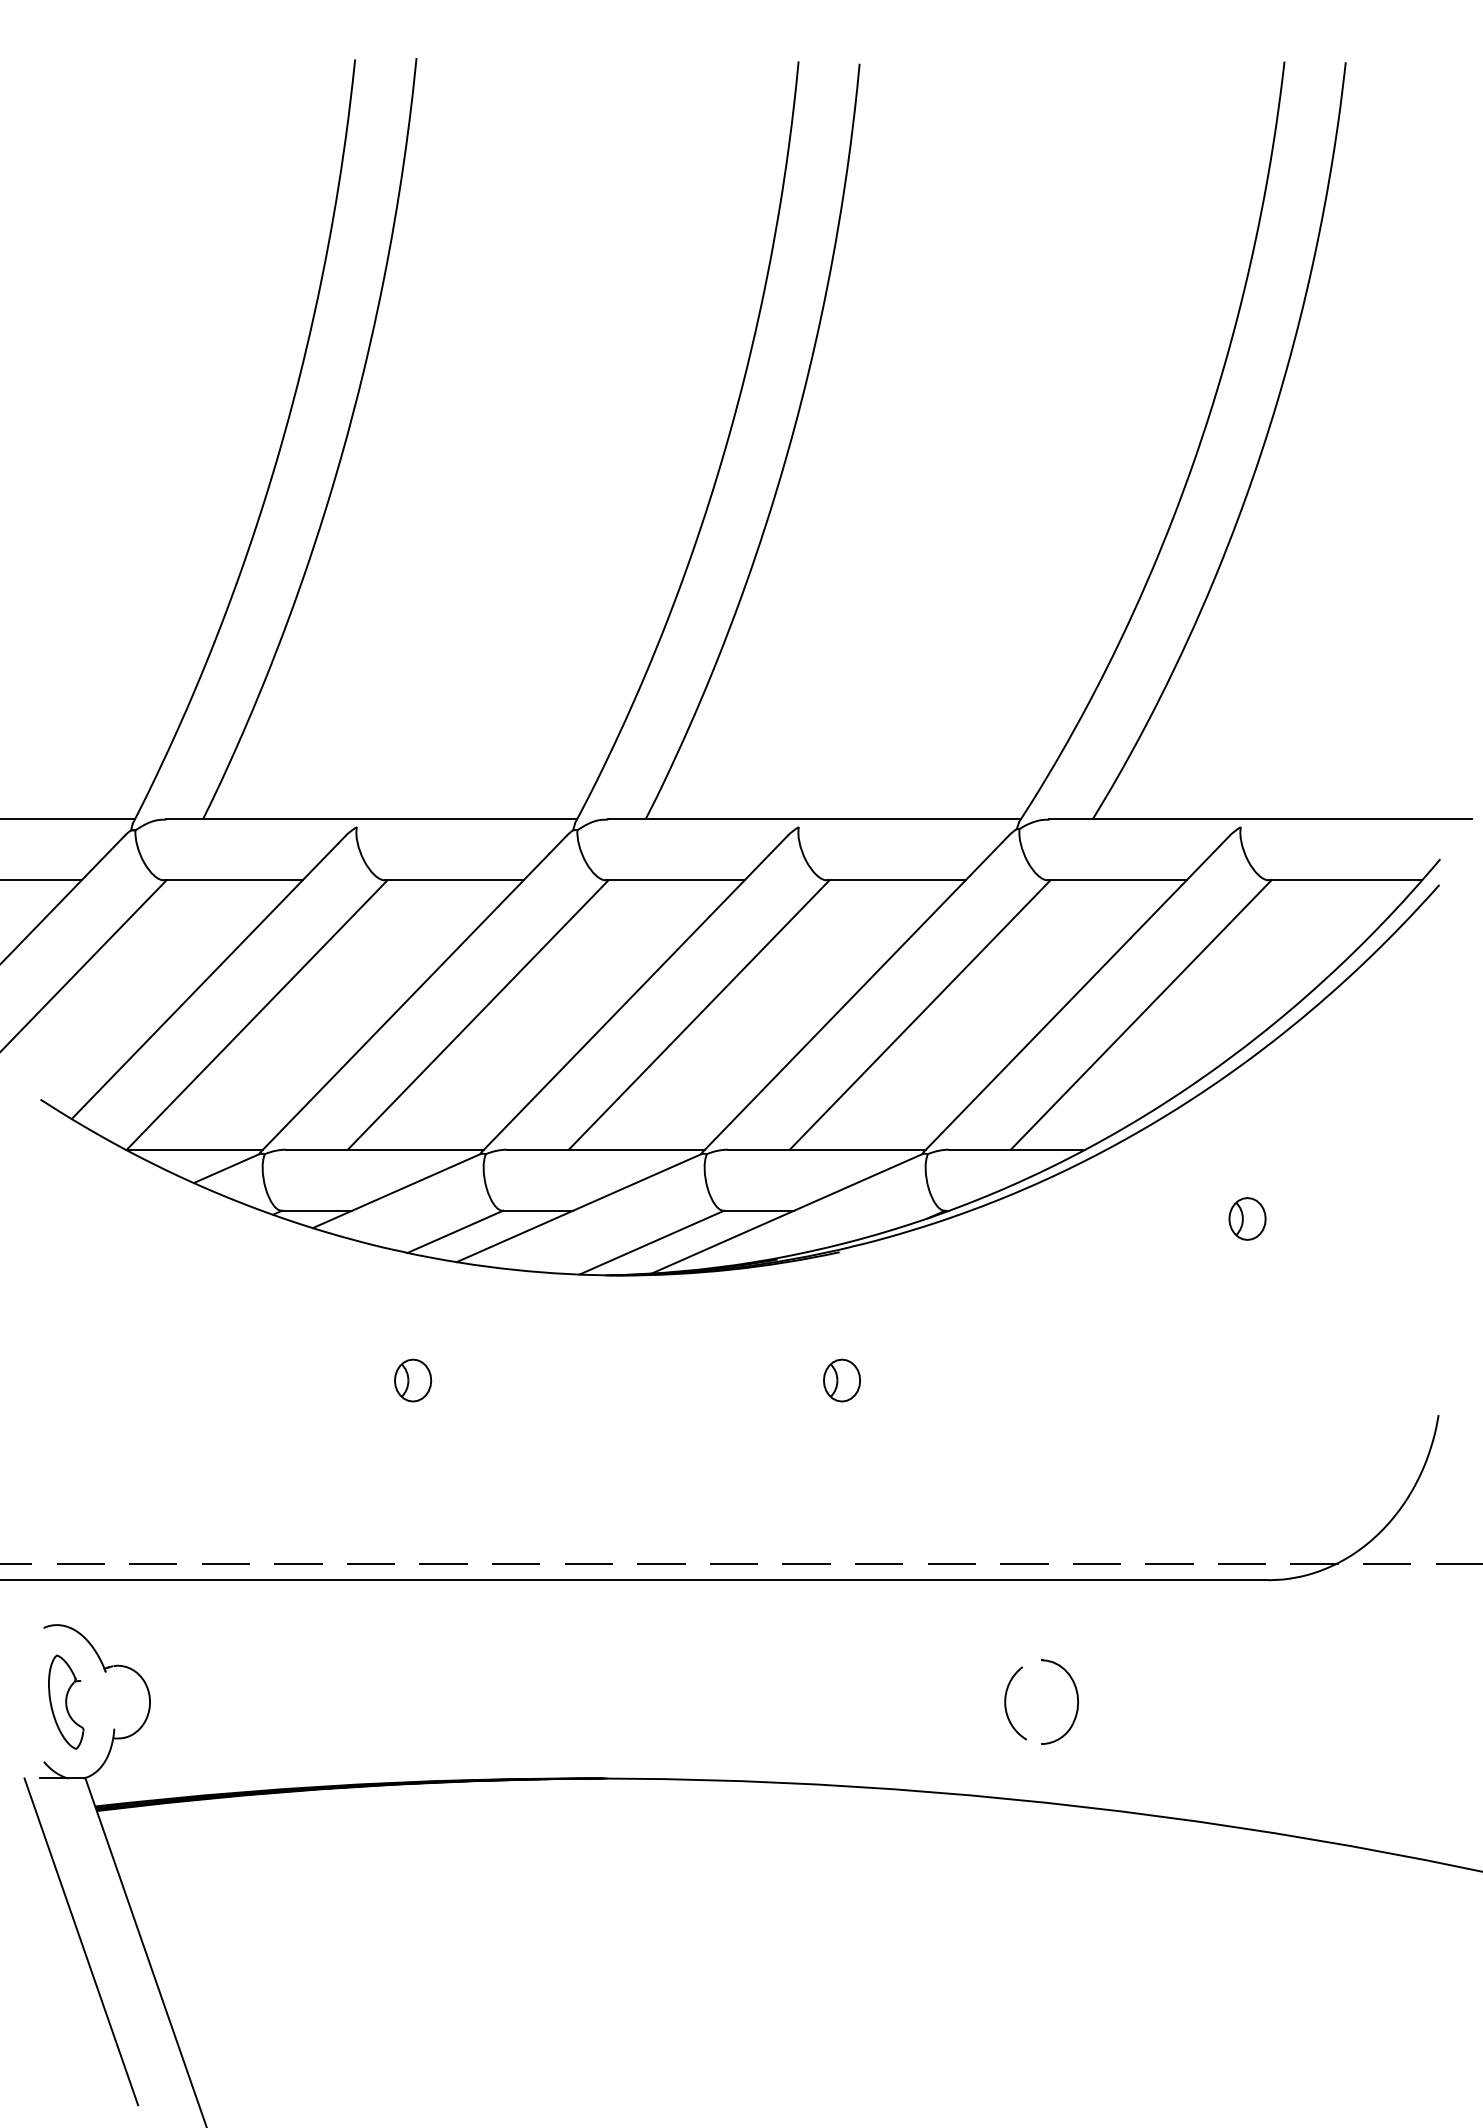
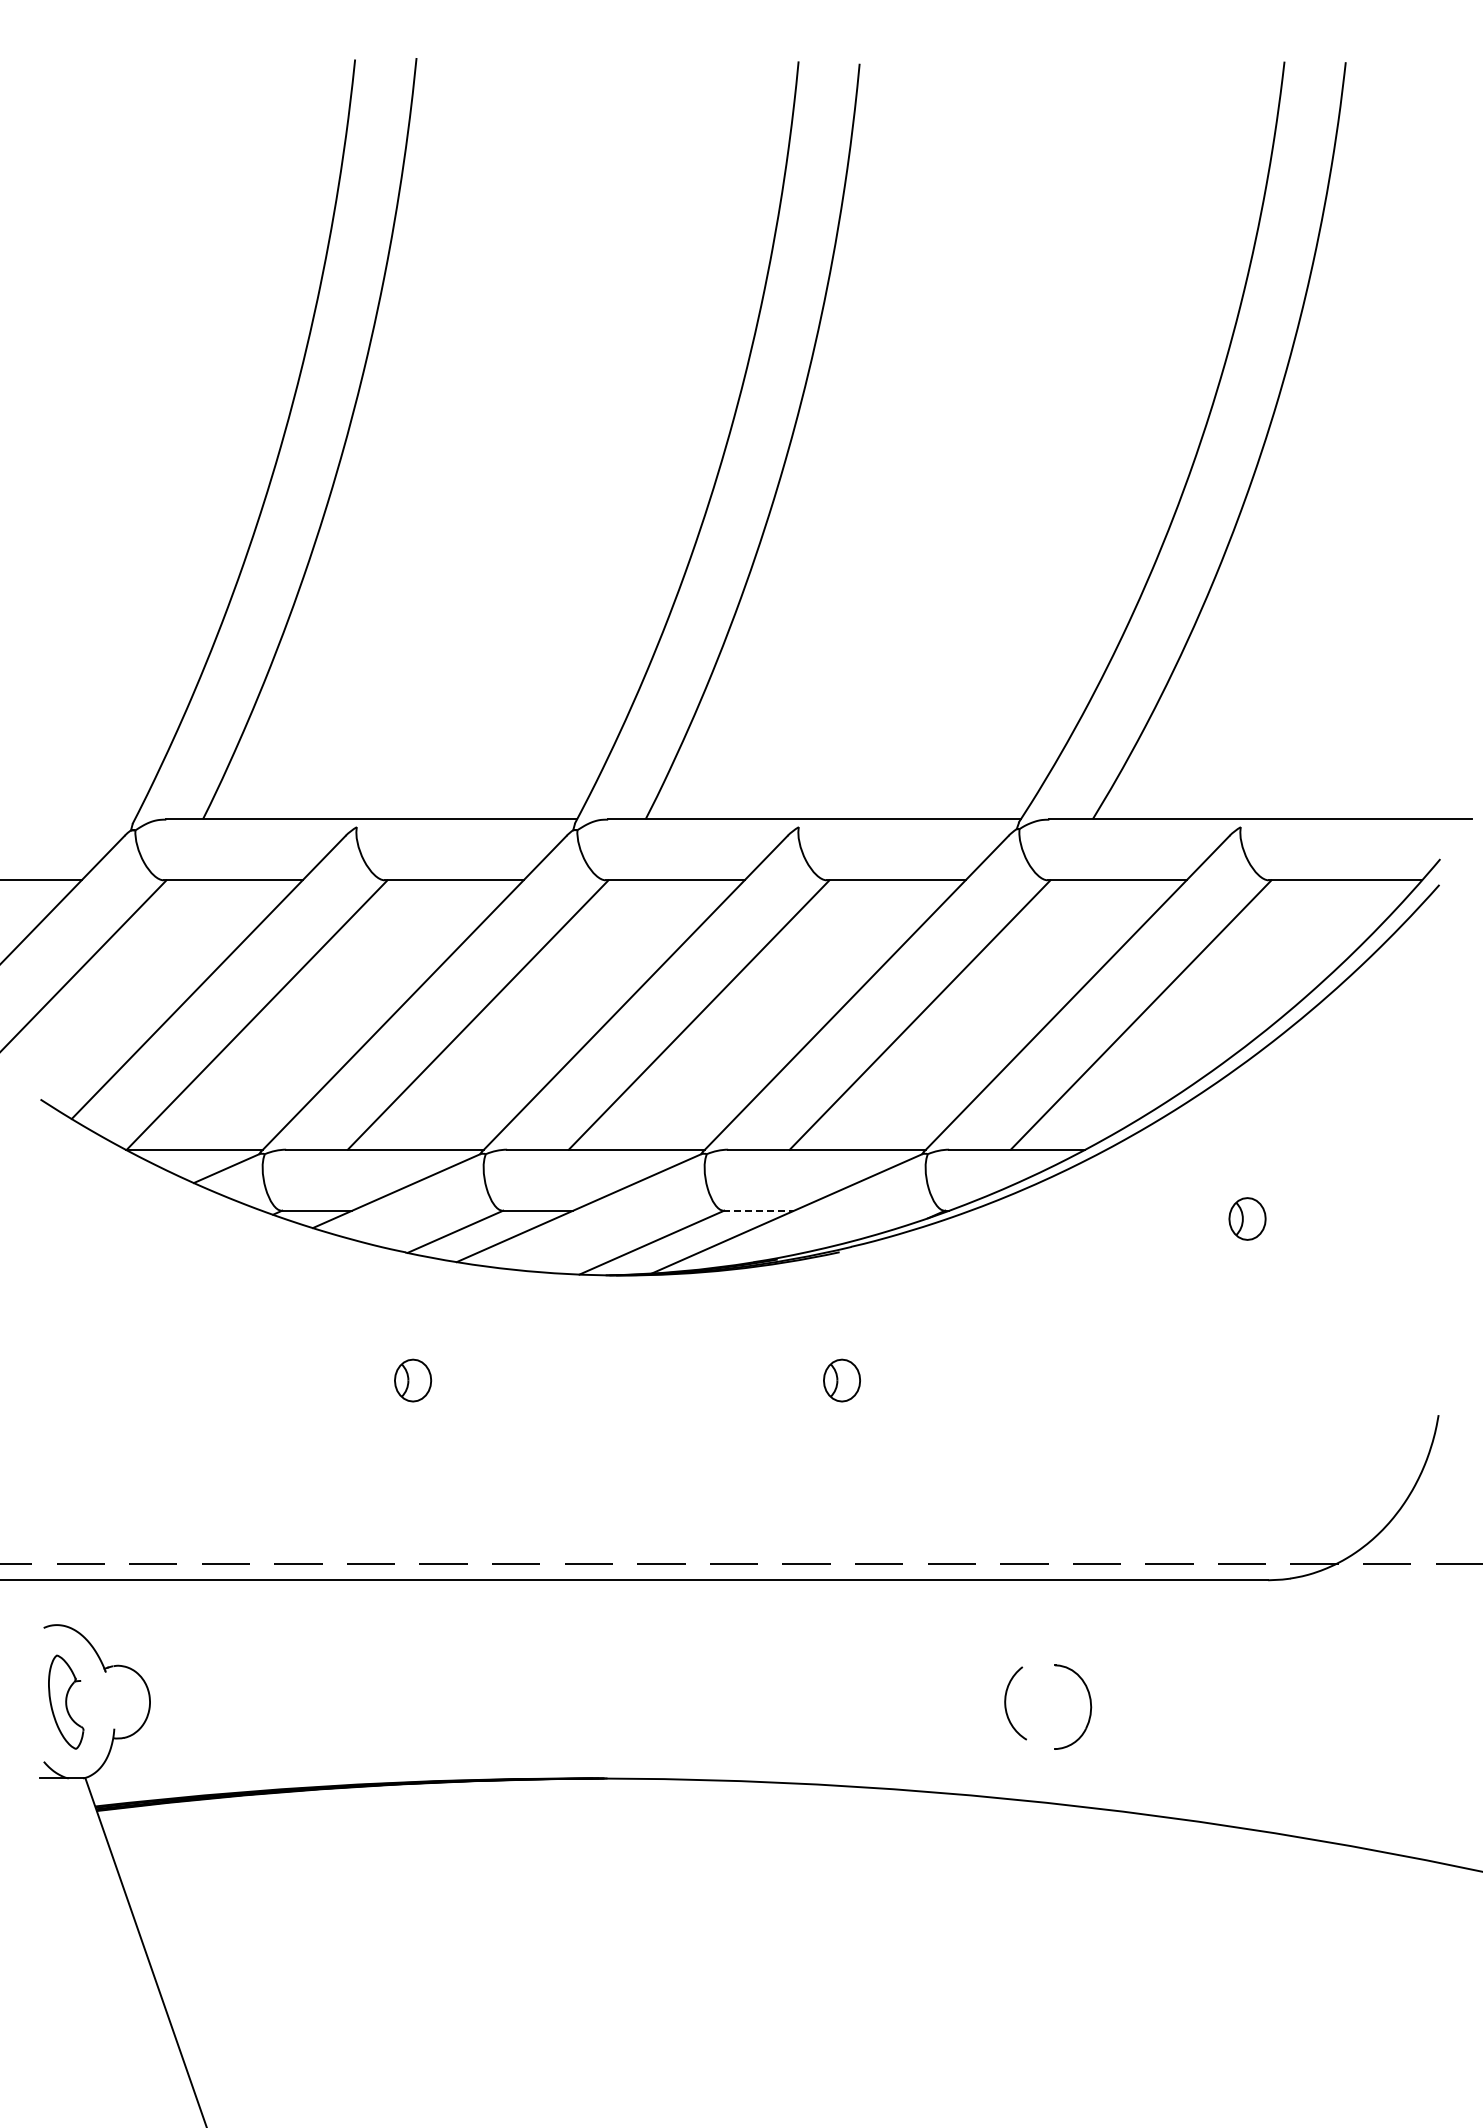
line: present -> none (68, 819)
line: solid -> dashed (759, 1210)
part position: (1076, 1696) -> (1089, 1701) (1089, 1701)
line: present -> none (81, 1941)
